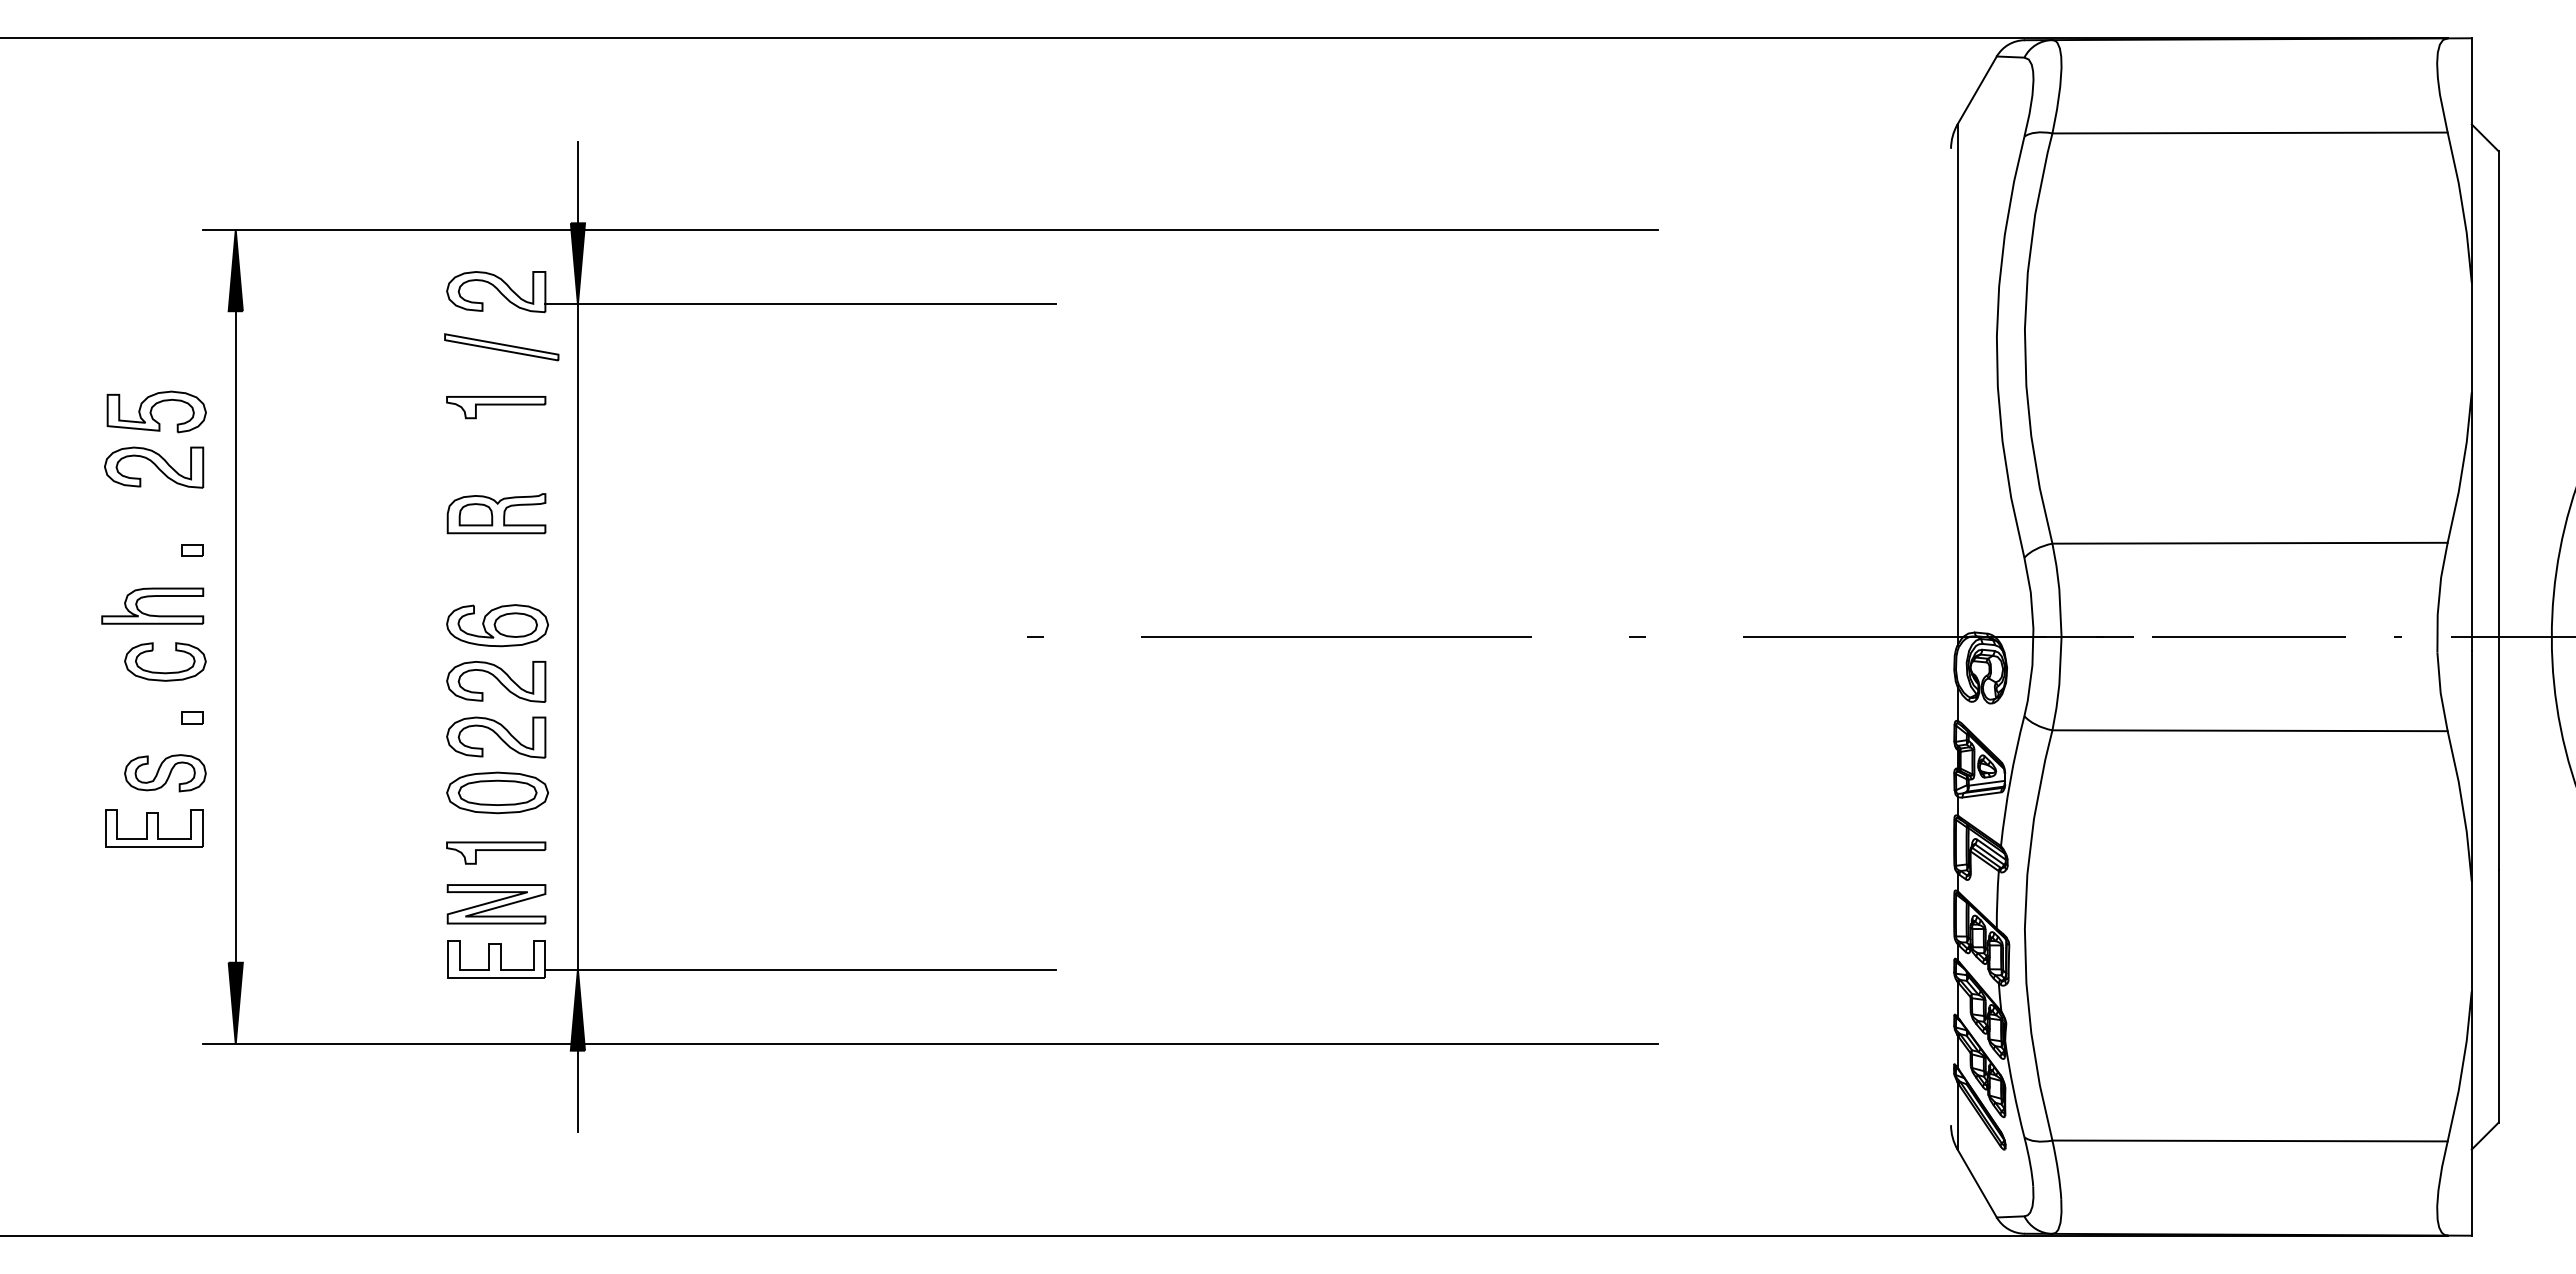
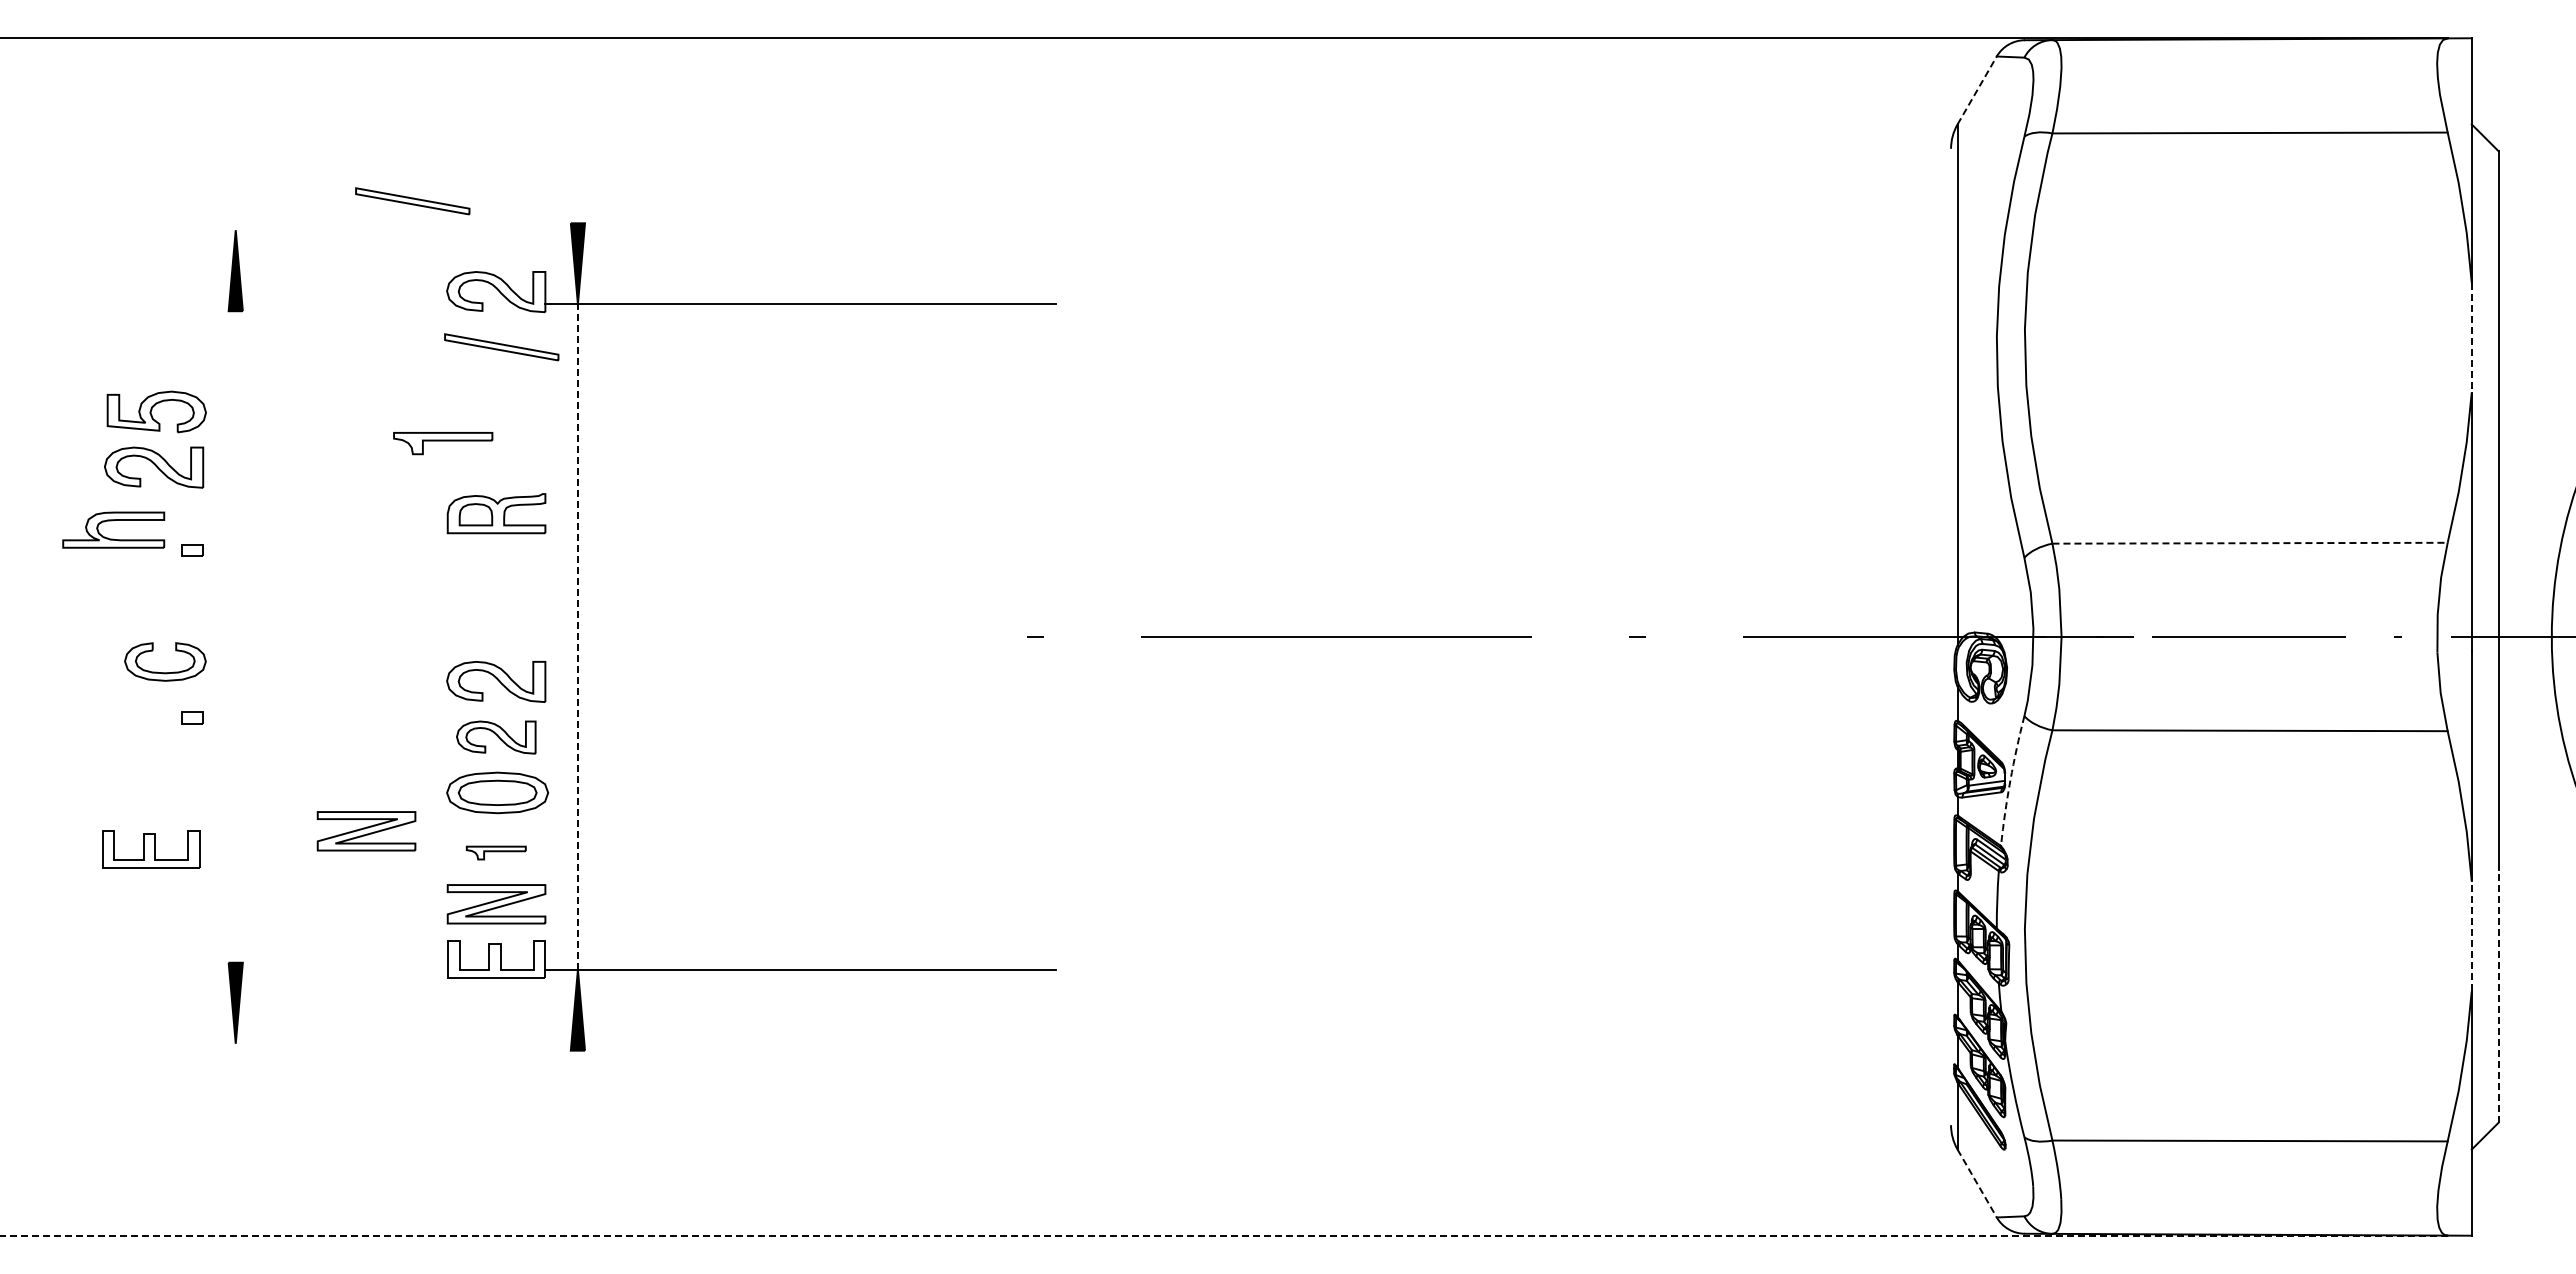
line: solid -> dashed (1977, 90)
line: present -> none (577, 182)
part: none -> present (412, 201)
line: present -> none (930, 230)
line: solid -> dashed (2471, 337)
part position: (496, 407) -> (443, 443) (443, 443)
line: solid -> dashed (2250, 543)
part position: (152, 597) -> (113, 521) (113, 521)
part: present -> none (497, 625)
line: present -> none (235, 636)
line: solid -> dashed (577, 636)
part size: 101x43 px -> 81x35 px (496, 737)
part: present -> none (165, 773)
arc: solid -> dashed (2010, 780)
part position: (154, 828) -> (151, 849) (151, 849)
part: none -> present (366, 831)
part size: 101x24 px -> 62x16 px (495, 852)
line: solid -> dashed (2471, 936)
line: solid -> dashed (2498, 995)
line: present -> none (930, 1043)
line: present -> none (577, 1091)
line: solid -> dashed (1977, 1183)
line: solid -> dashed (1223, 1235)
